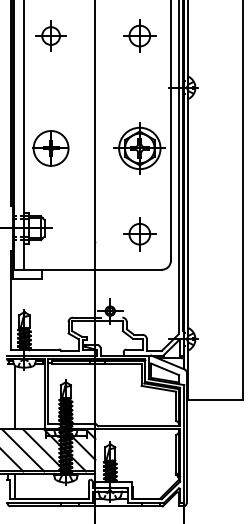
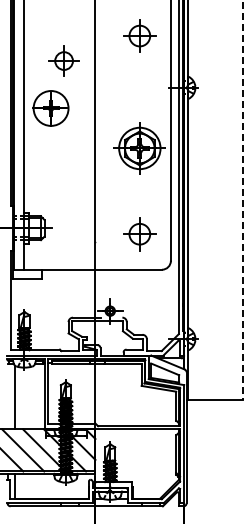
part position: (50, 35) -> (63, 60) (63, 60)
part position: (50, 148) -> (50, 108) (50, 108)
line: solid -> dashed (243, 200)
